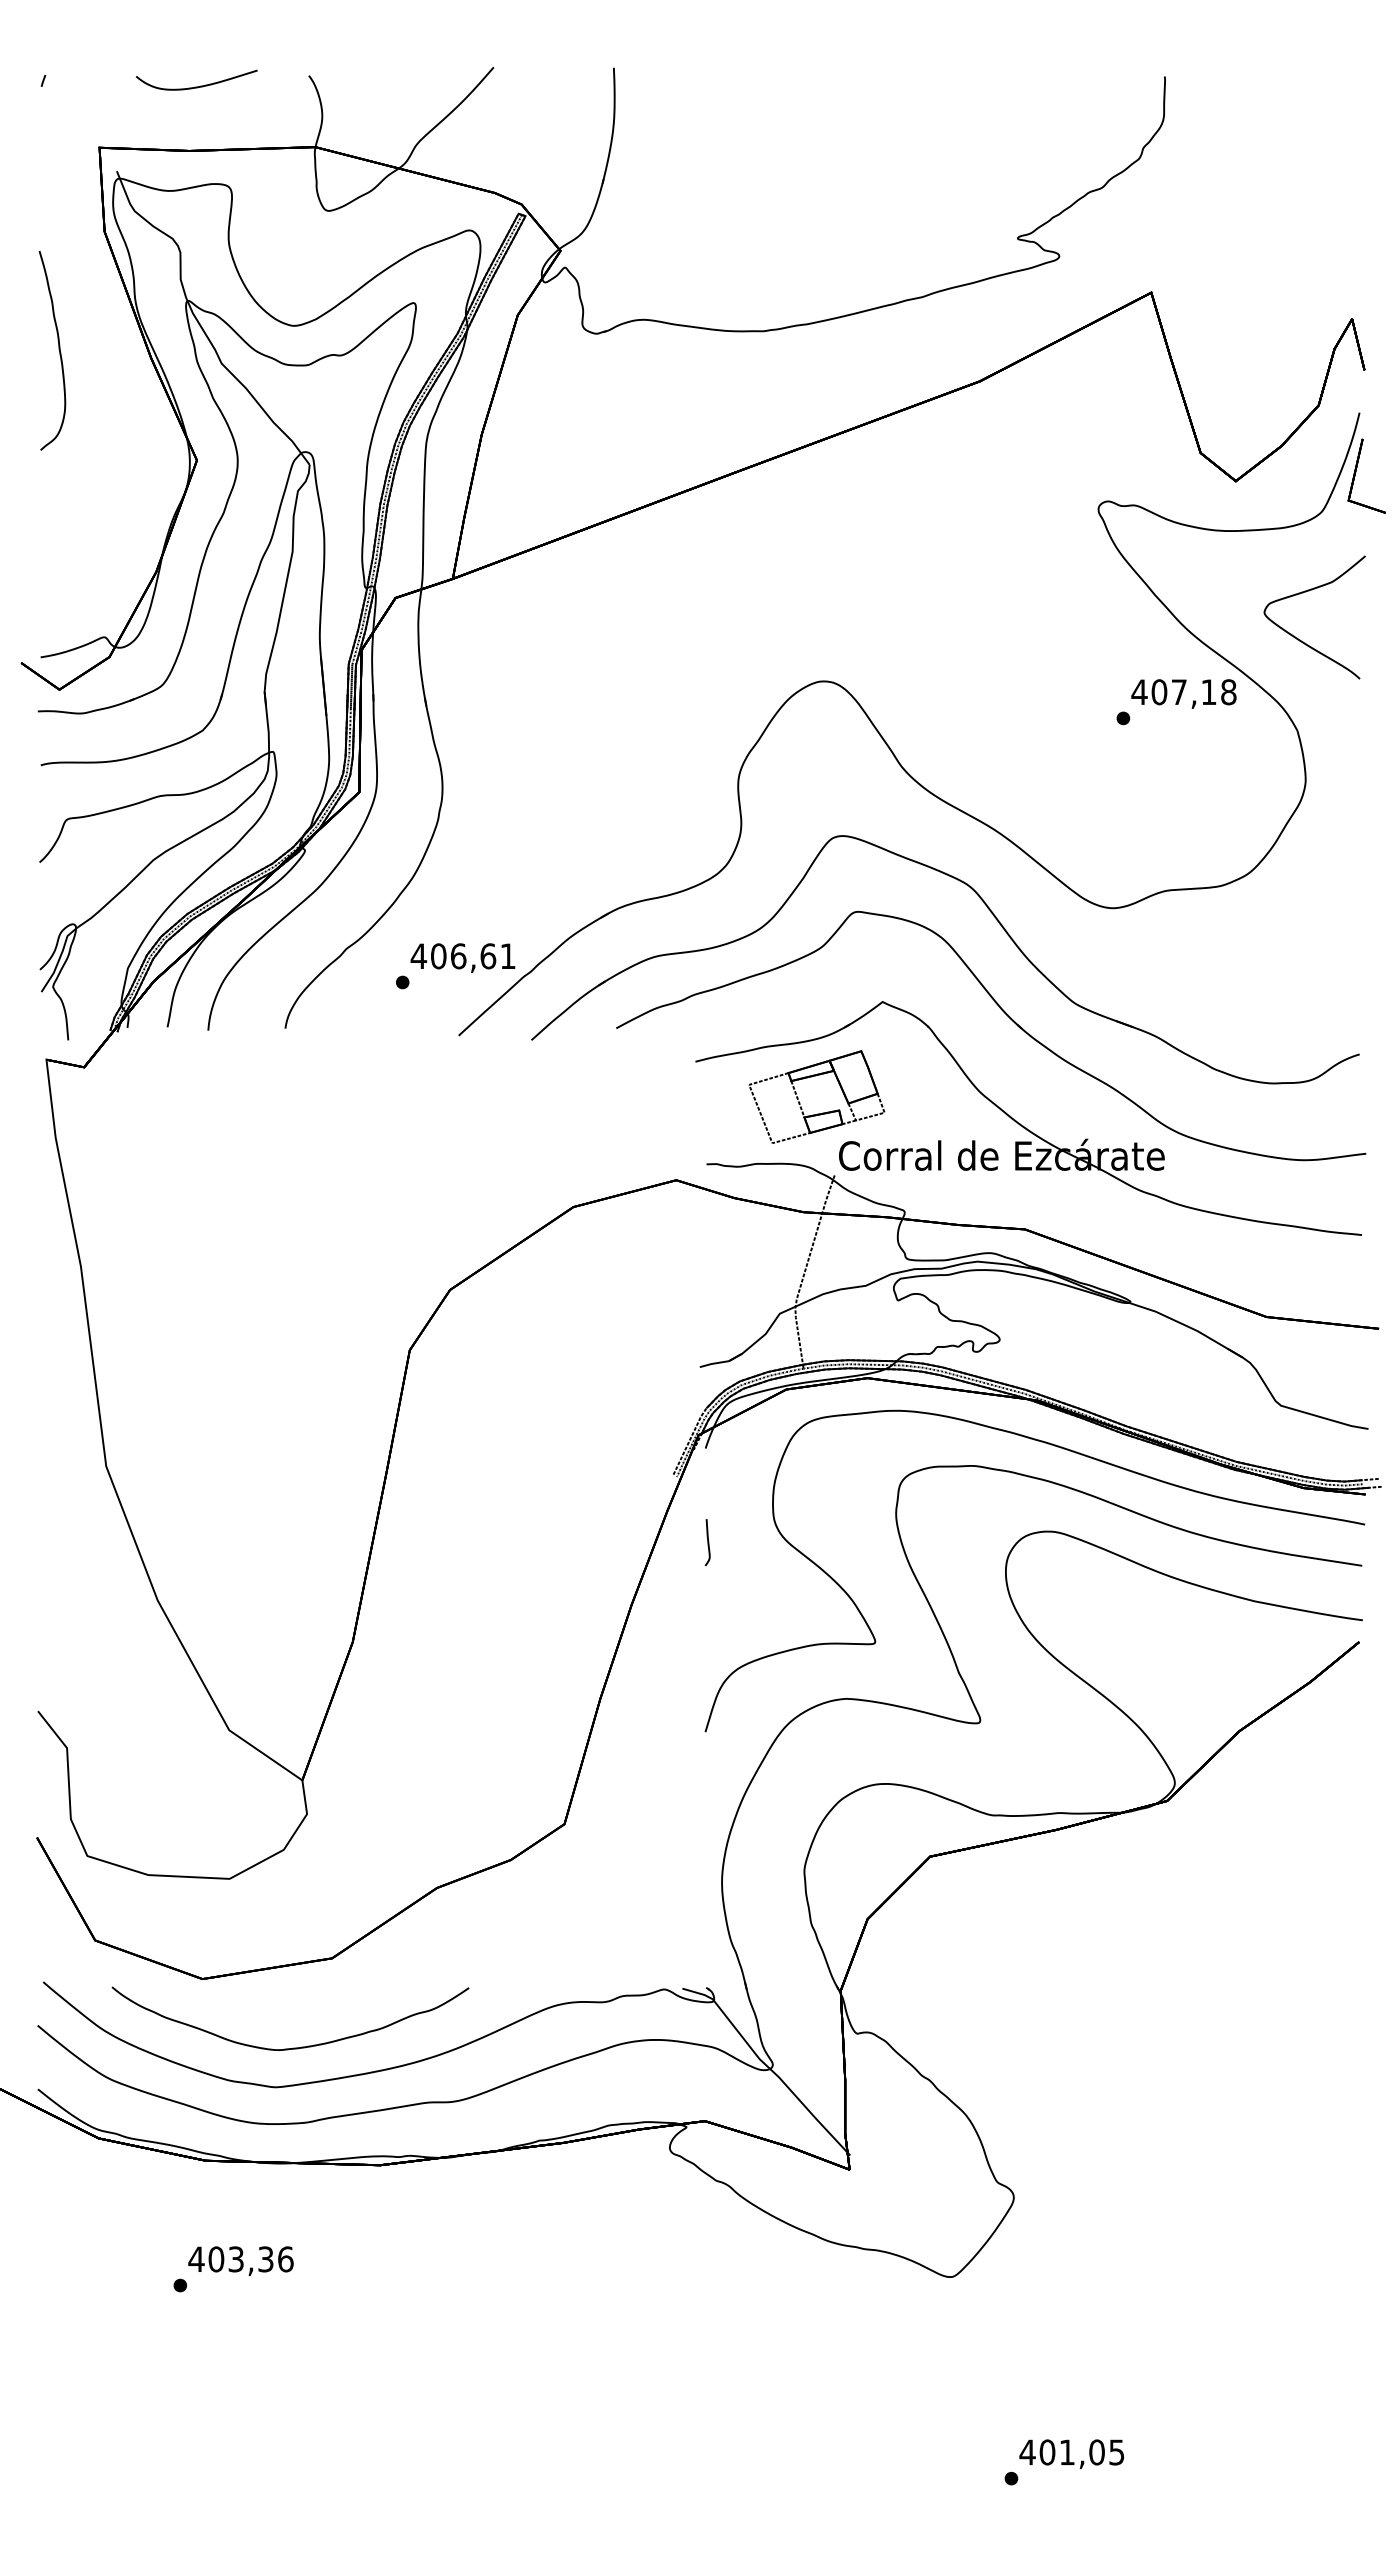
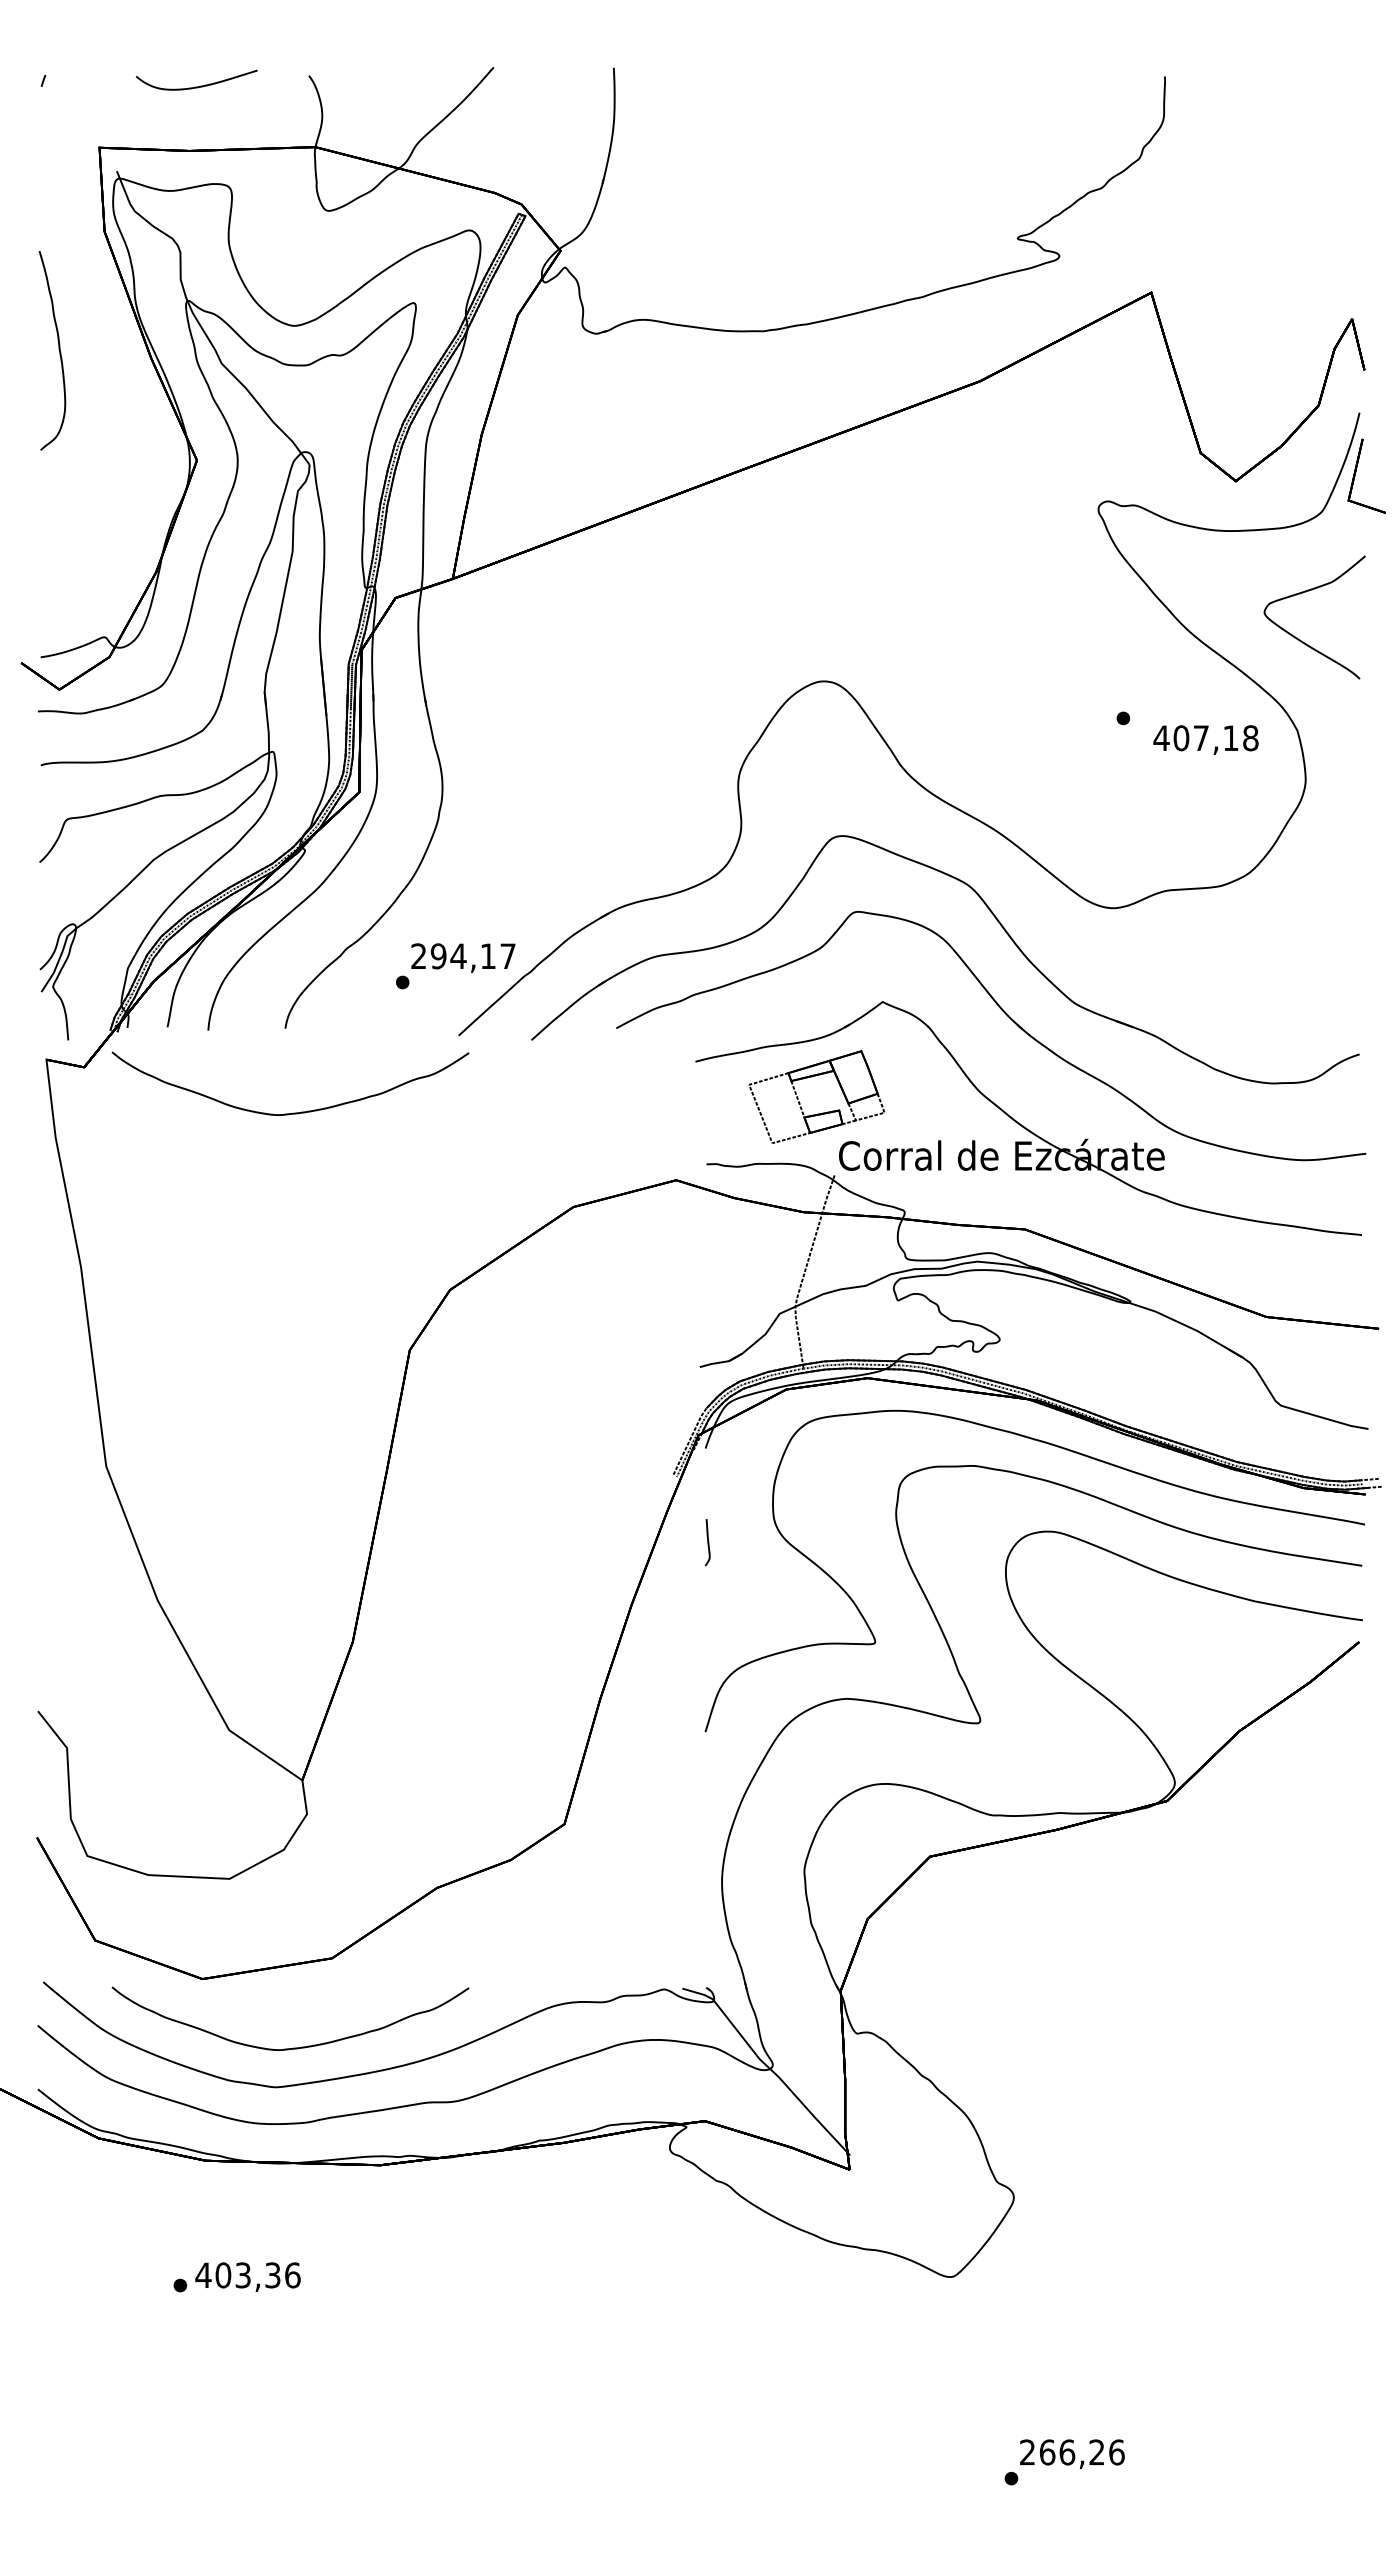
text position: (1183, 693) -> (1205, 739) (1205, 739)
text: 406,61 -> 294,17 (462, 956)
part: none -> present (292, 1112)
text position: (240, 2260) -> (247, 2276) (247, 2276)
text: 401,05 -> 266,26 (1071, 2452)
